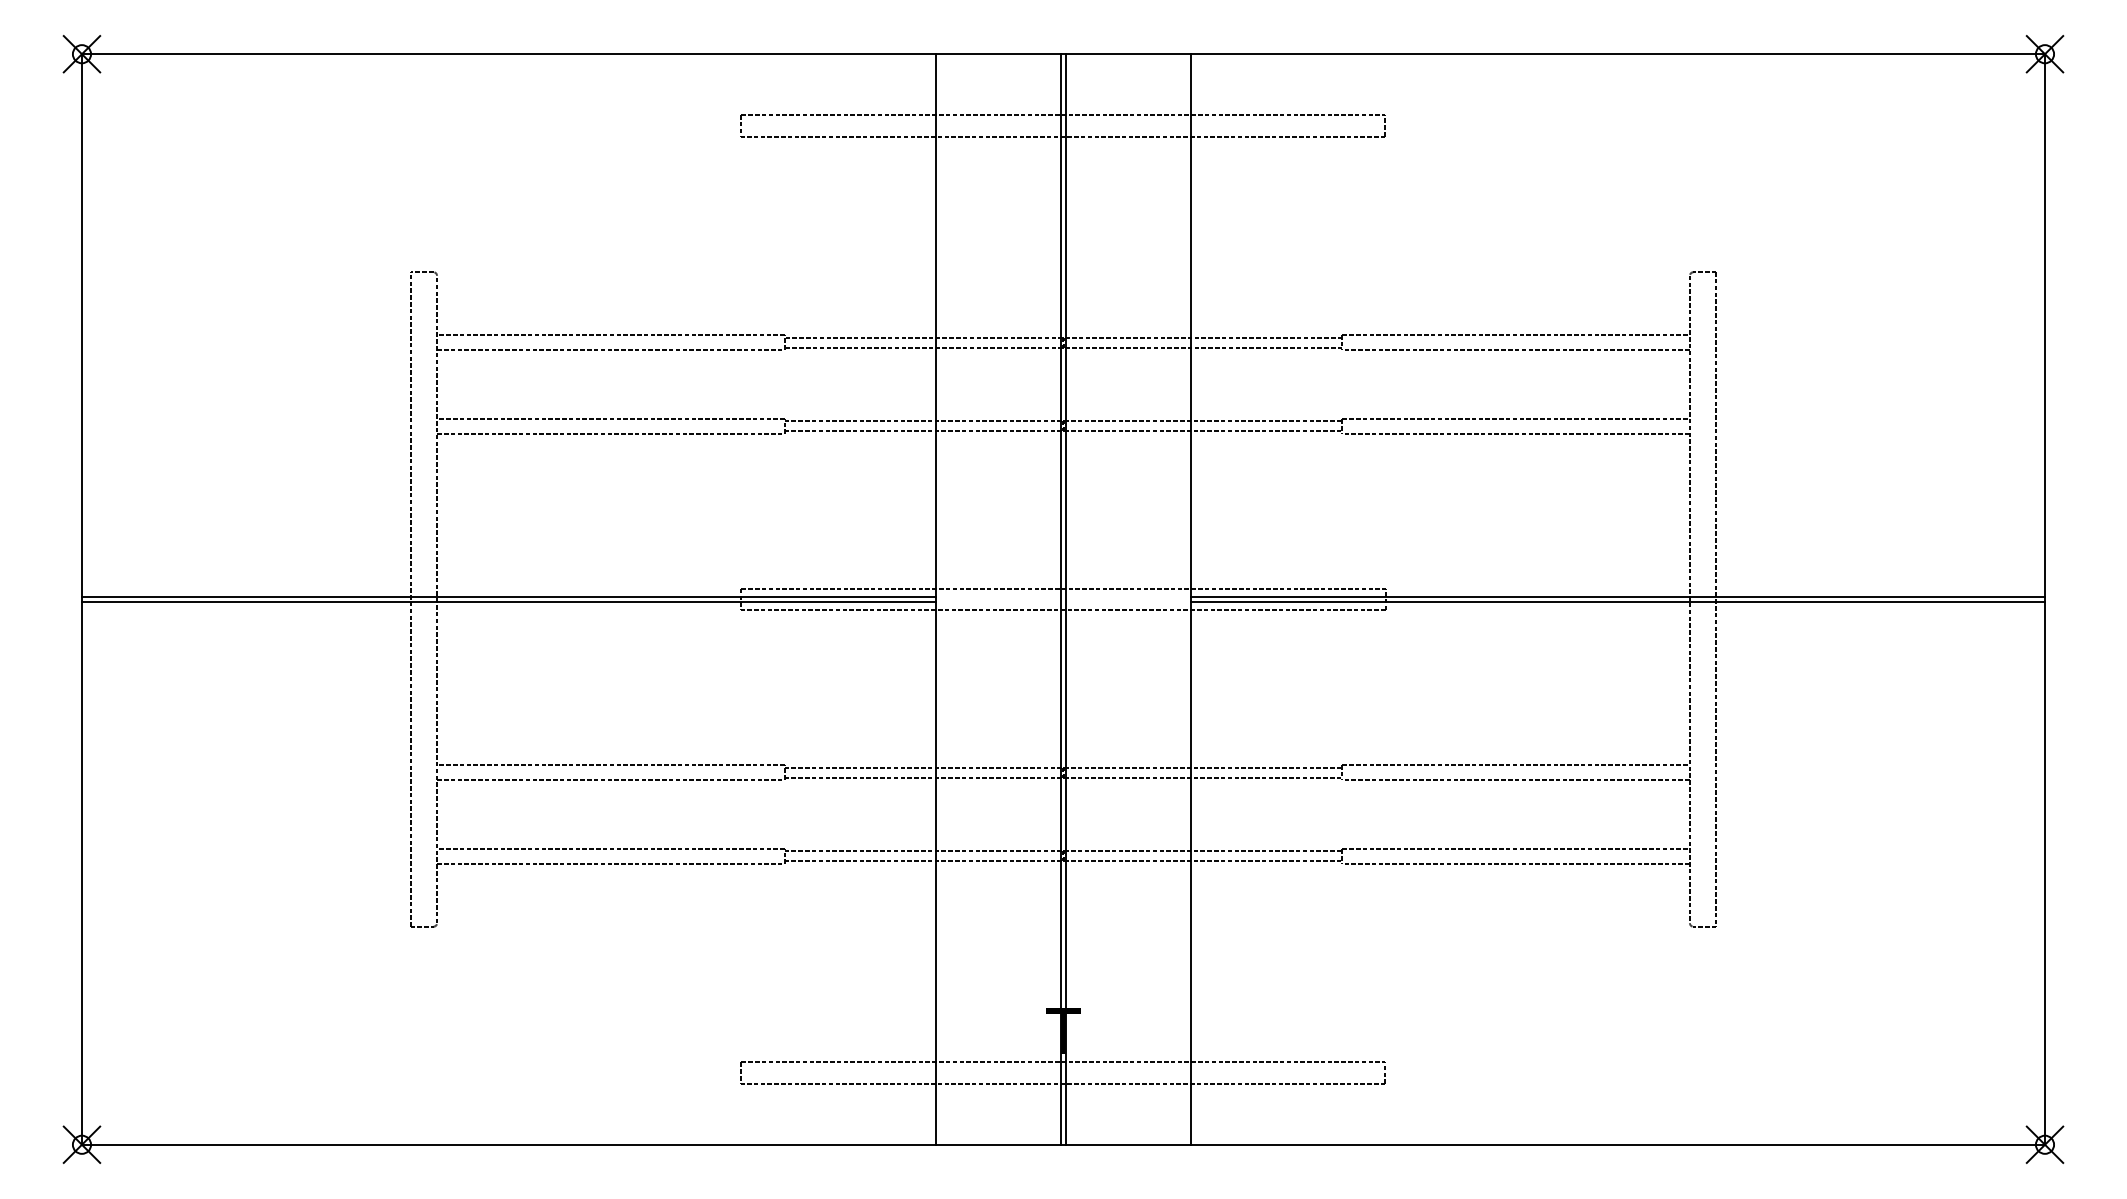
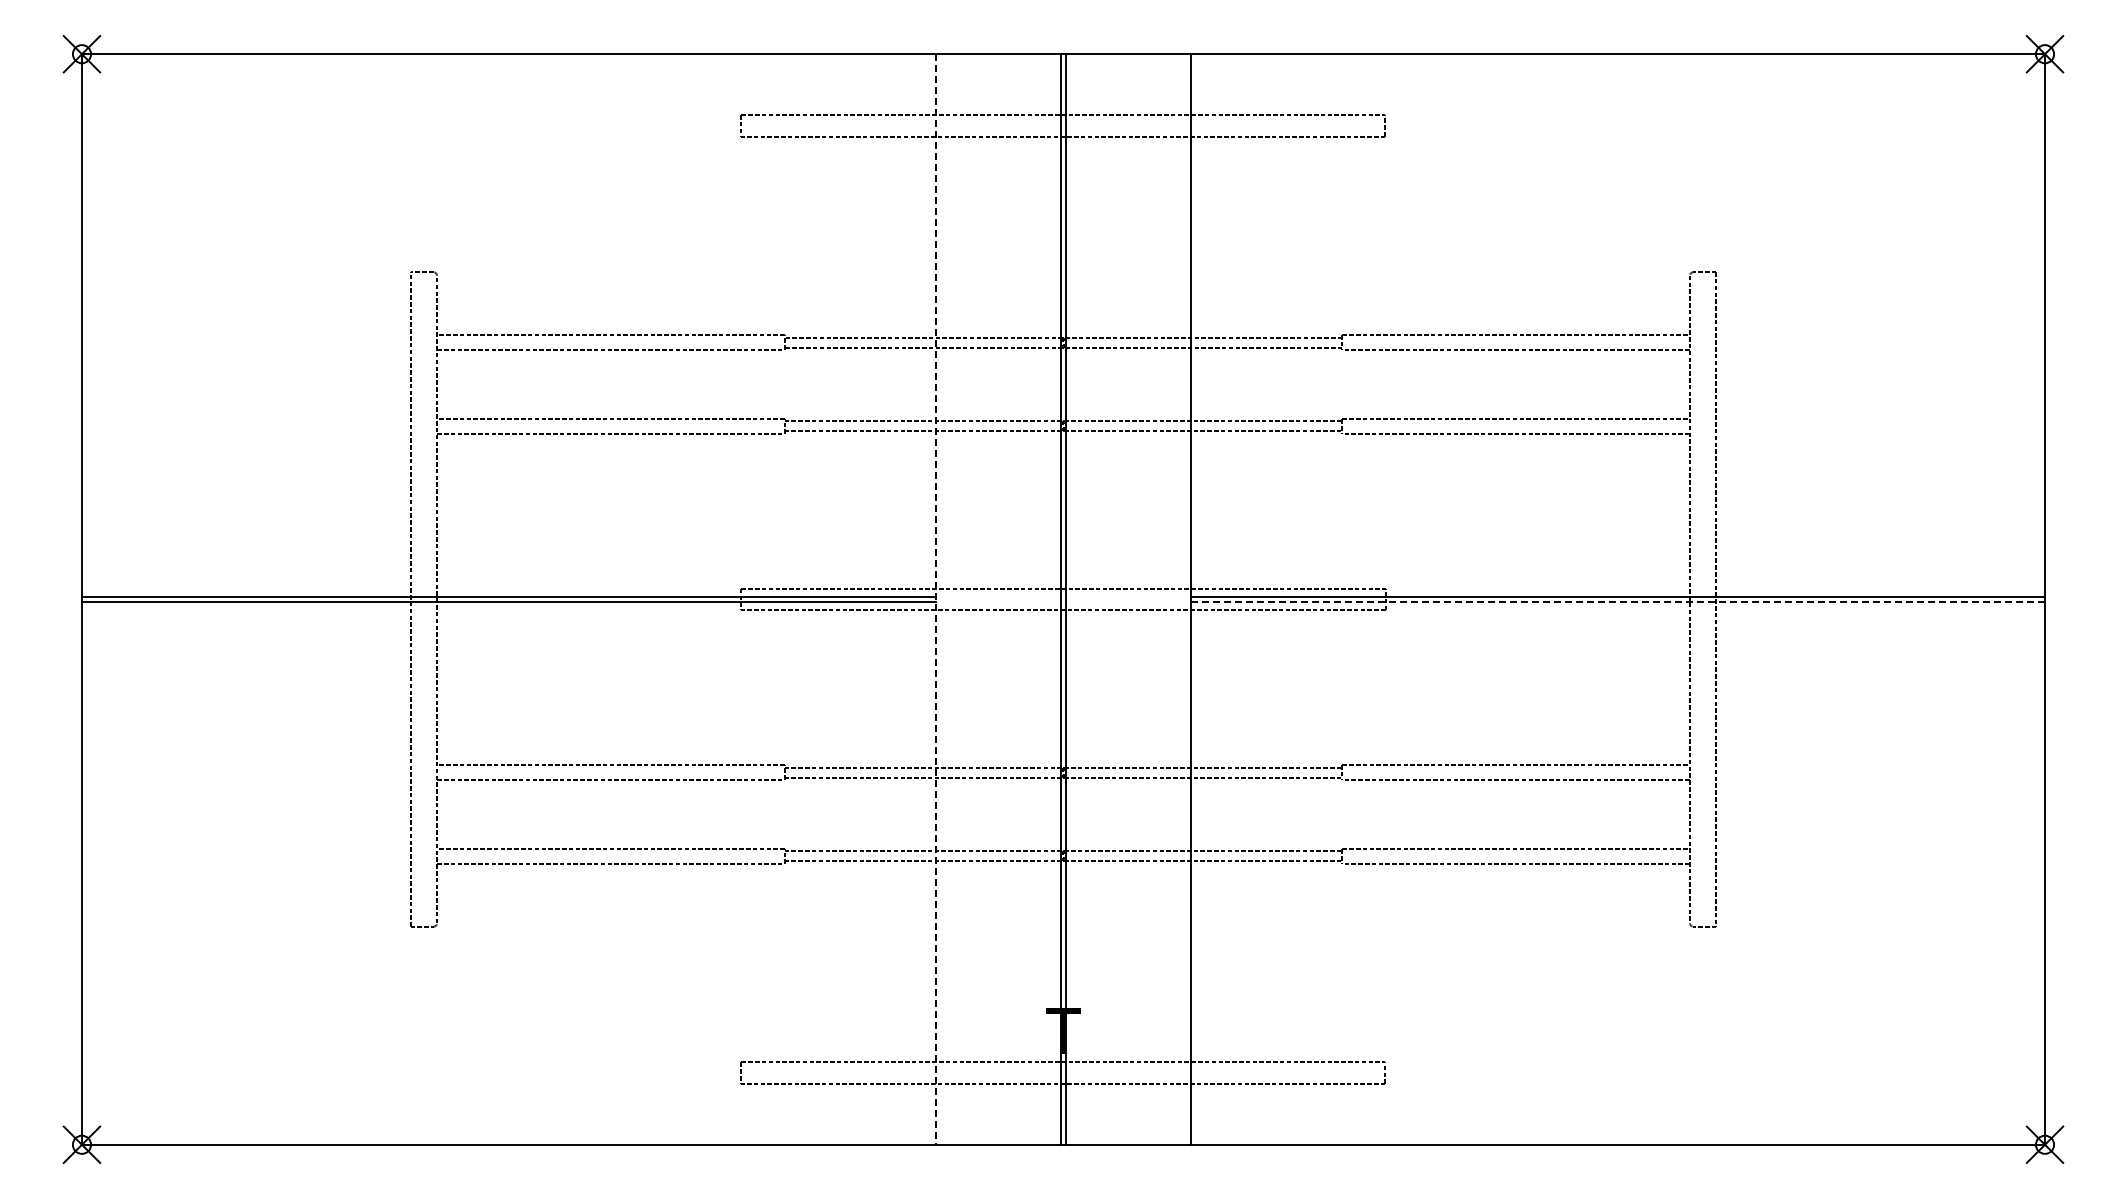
line: solid -> dashed (936, 599)
line: solid -> dashed (1618, 601)
